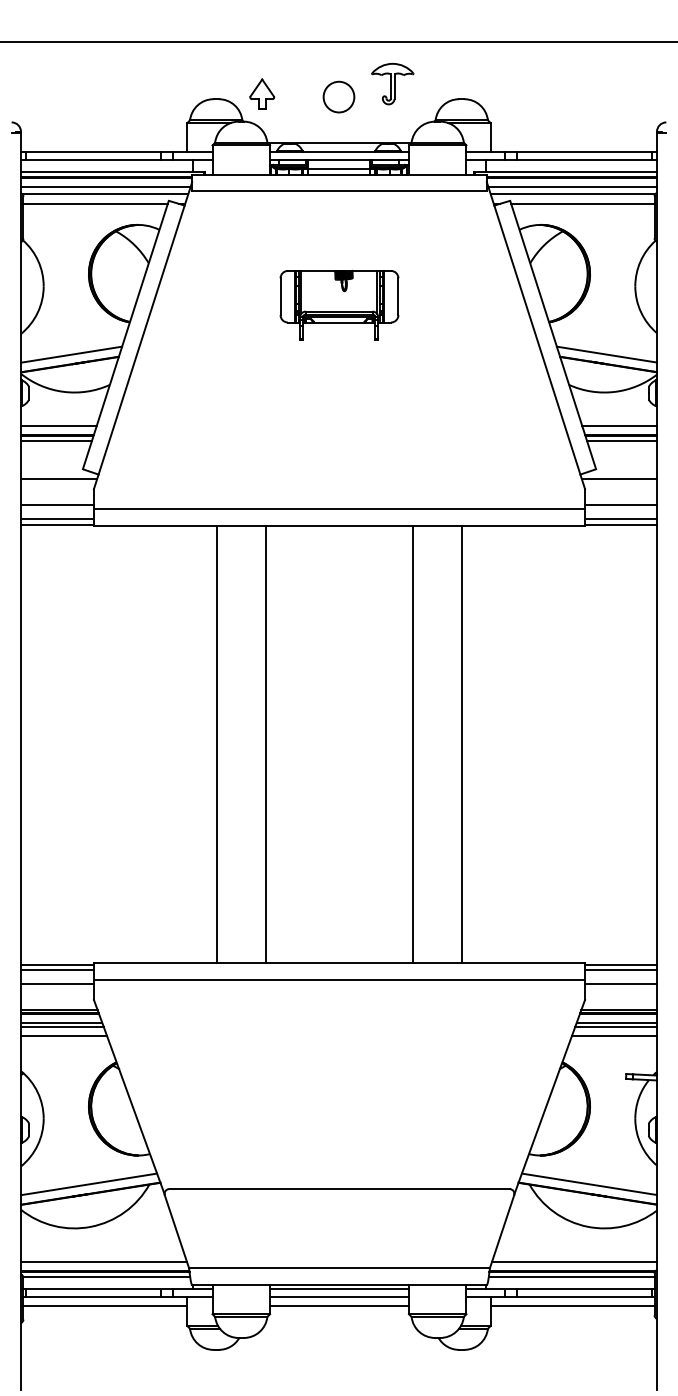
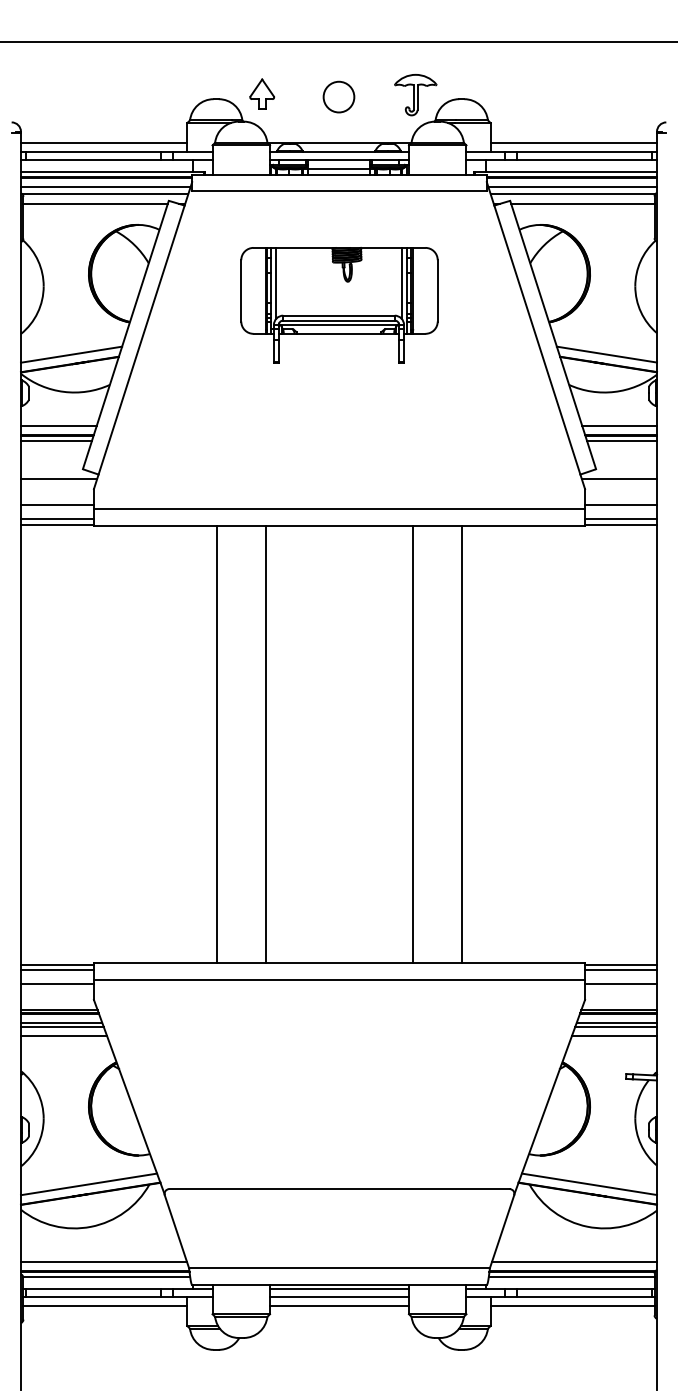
part position: (392, 84) -> (415, 95) (415, 95)
line: none -> present (103, 143)
line: none -> present (573, 143)
part size: 121x72 px -> 199x117 px (339, 305)
